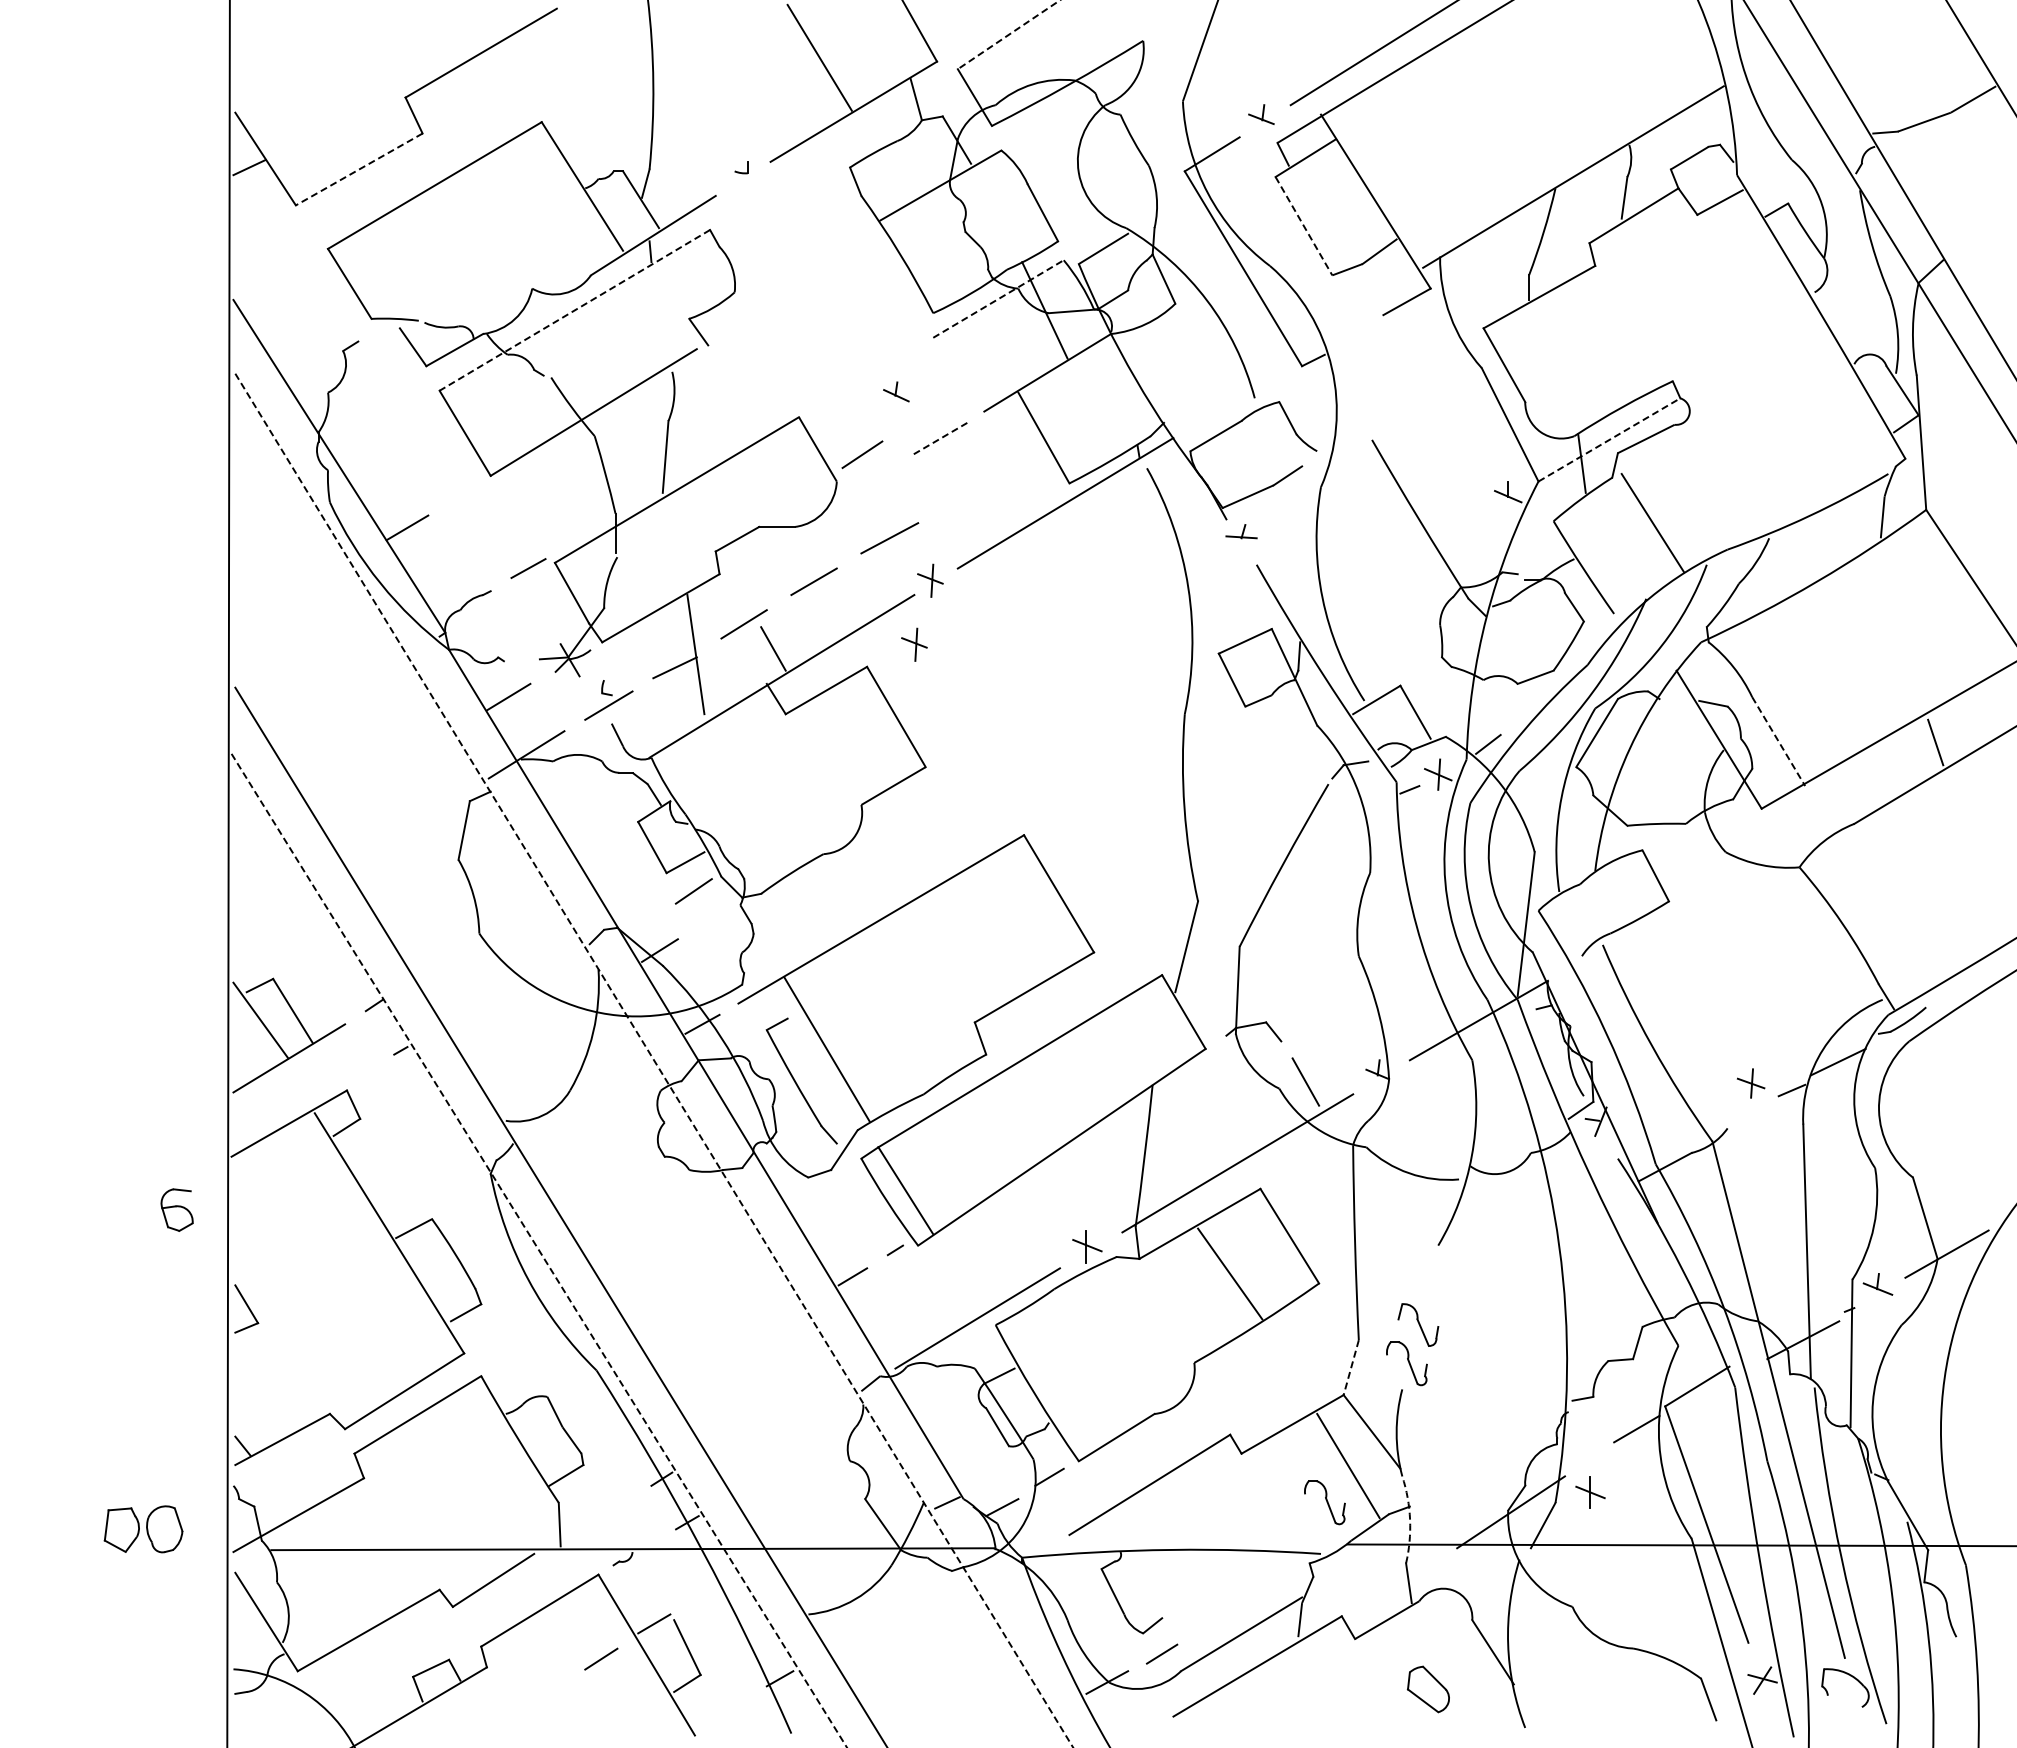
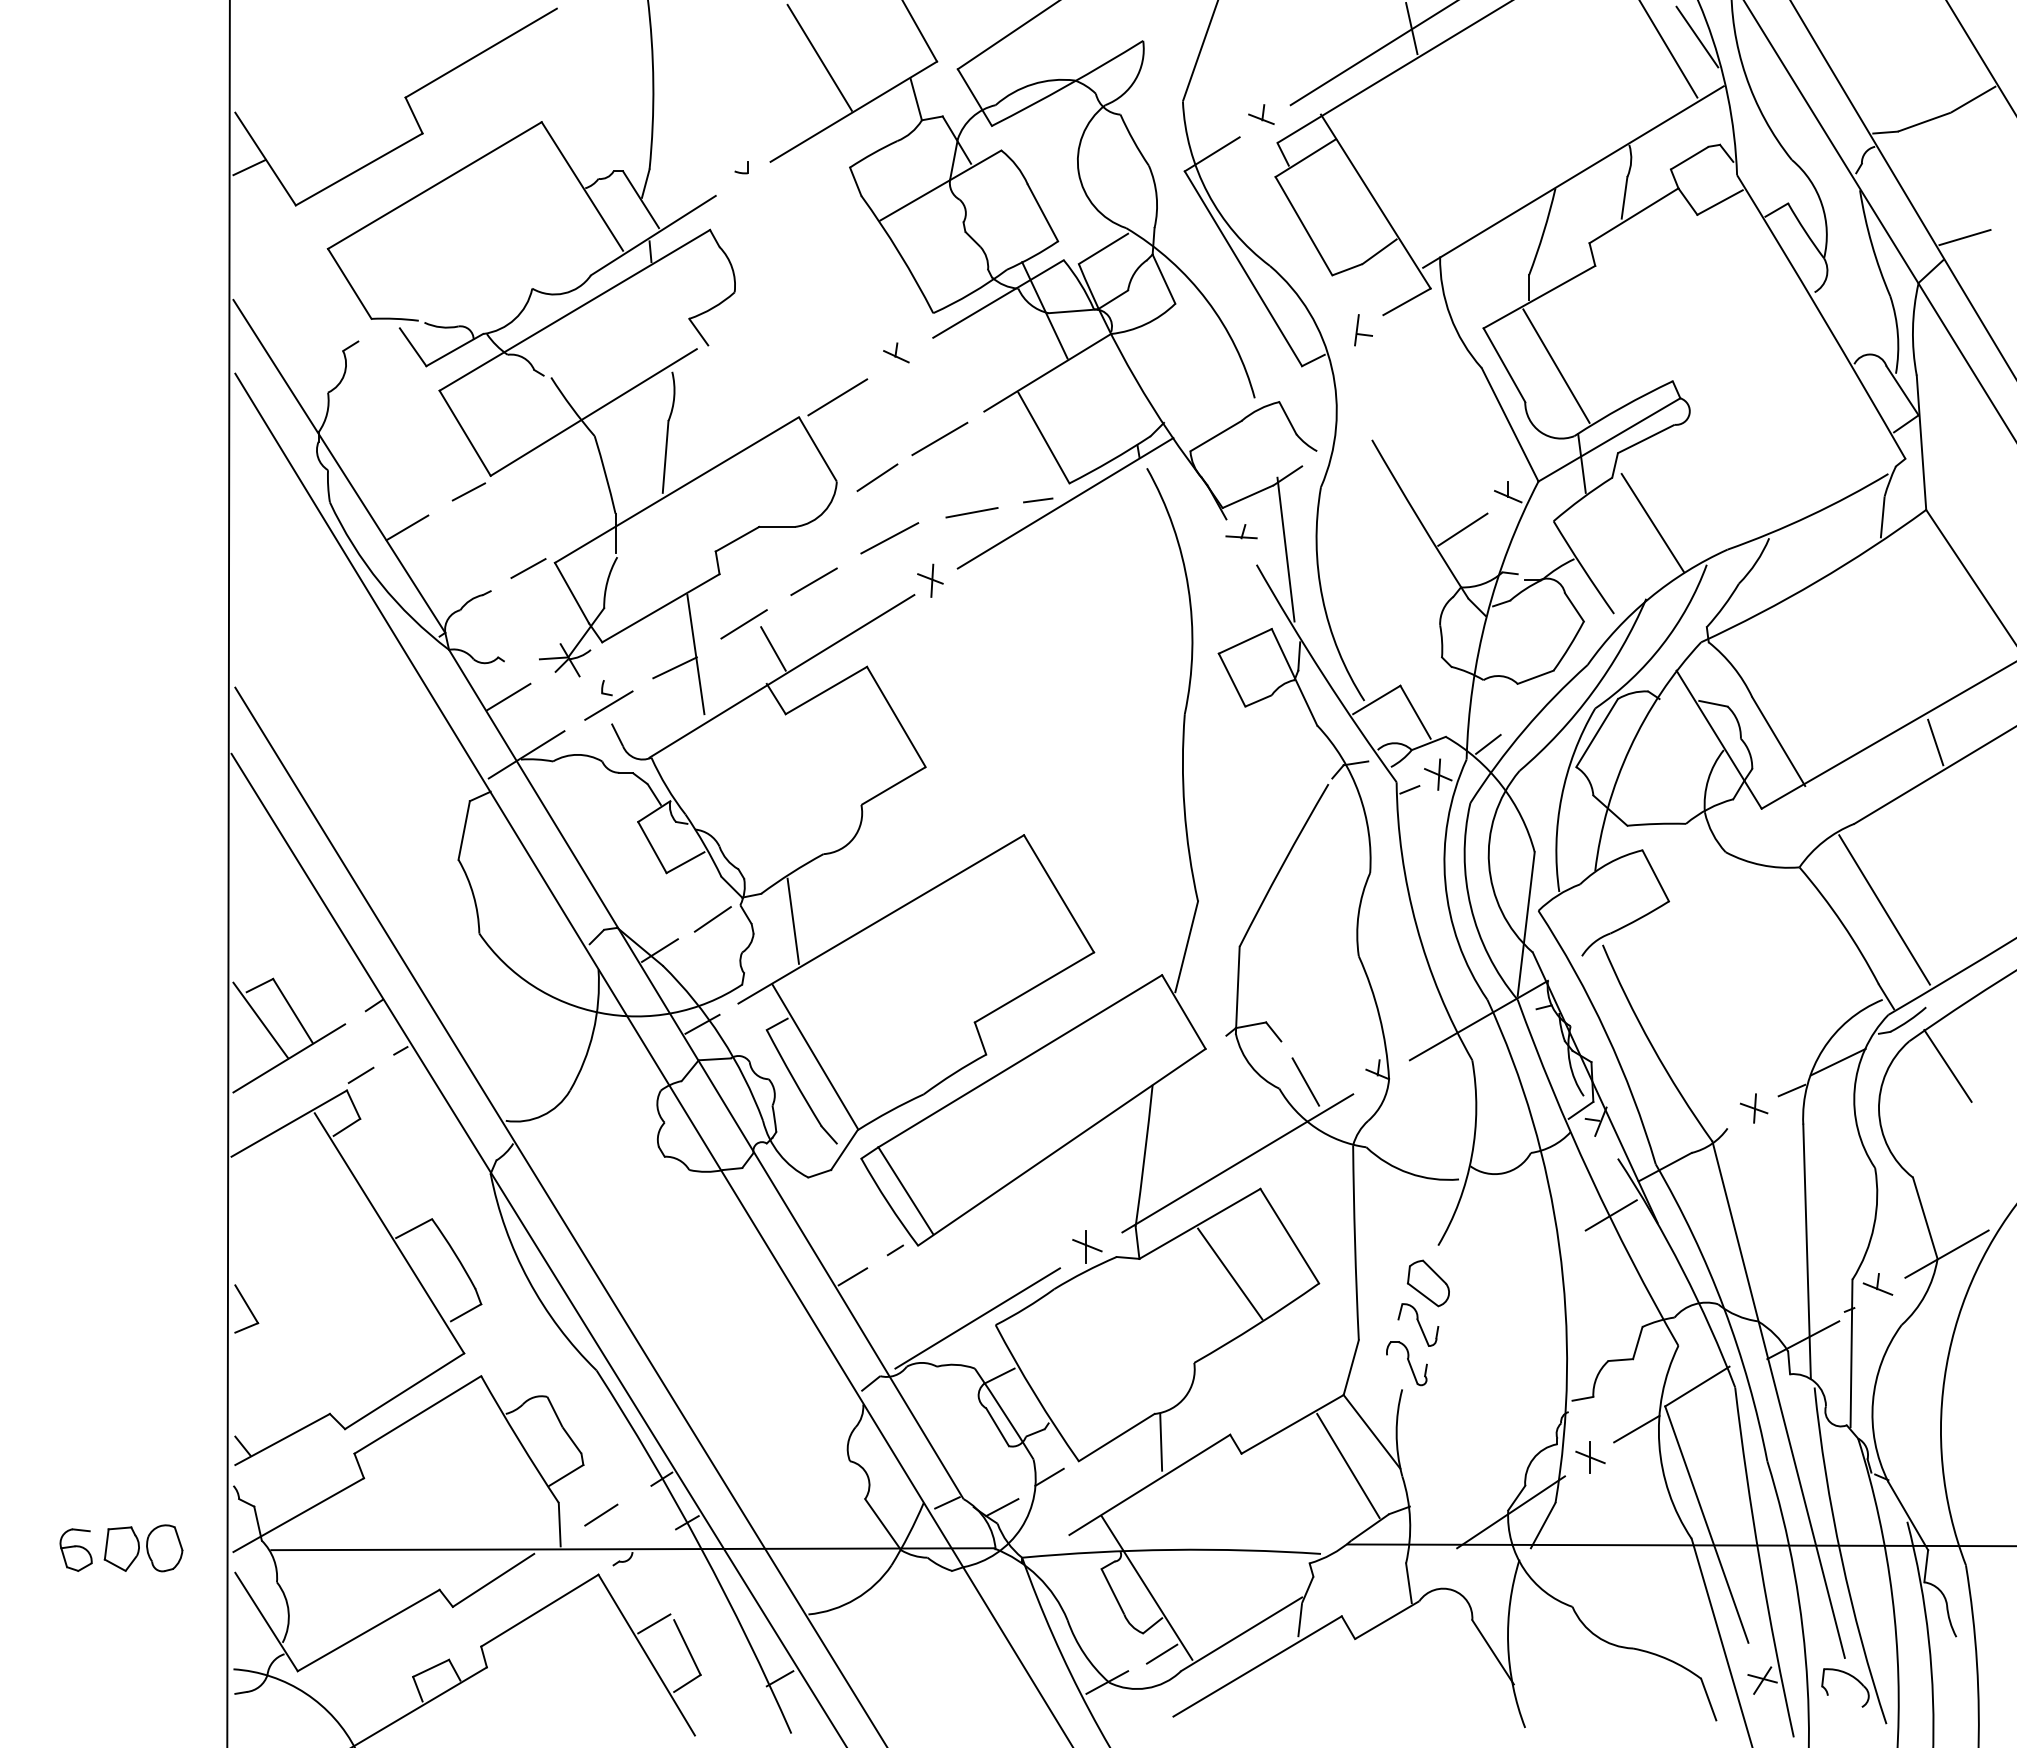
line: none -> present (1411, 28)
line: dashed -> solid (1009, 34)
line: none -> present (1697, 36)
line: none -> present (1668, 49)
line: dashed -> solid (359, 169)
line: dashed -> solid (1303, 226)
line: none -> present (1964, 237)
line: dashed -> solid (998, 299)
line: dashed -> solid (574, 310)
part: none -> present (1363, 330)
line: none -> present (1556, 365)
part position: (896, 391) -> (896, 352) (896, 352)
line: none -> present (837, 397)
line: dashed -> solid (939, 438)
line: dashed -> solid (1609, 439)
line position: (862, 454) -> (877, 477) (877, 477)
line: none -> present (468, 491)
line: none -> present (1038, 500)
line: none -> present (971, 512)
line: none -> present (1462, 529)
line: none -> present (1285, 549)
part: present -> none (914, 644)
line: dashed -> solid (1778, 741)
line position: (693, 891) -> (712, 919) (712, 919)
line: none -> present (1884, 909)
line: none -> present (792, 920)
line position: (826, 1049) -> (814, 1056) (814, 1056)
line: dashed -> solid (654, 1060)
line: none -> present (1947, 1065)
line: none -> present (360, 1074)
part position: (1750, 1083) -> (1753, 1108) (1753, 1108)
part position: (176, 1209) -> (75, 1549) (75, 1549)
line: none -> present (1610, 1215)
line: dashed -> solid (539, 1251)
line: dashed -> solid (1351, 1368)
line: none -> present (1161, 1441)
part position: (1590, 1492) -> (1590, 1457) (1590, 1457)
part: present -> none (1324, 1502)
arc: dashed -> solid (1410, 1519)
part position: (143, 1529) -> (143, 1548) (143, 1548)
line: none -> present (1146, 1587)
line position: (601, 1658) -> (601, 1514) (601, 1514)
part position: (1427, 1689) -> (1427, 1283) (1427, 1283)
